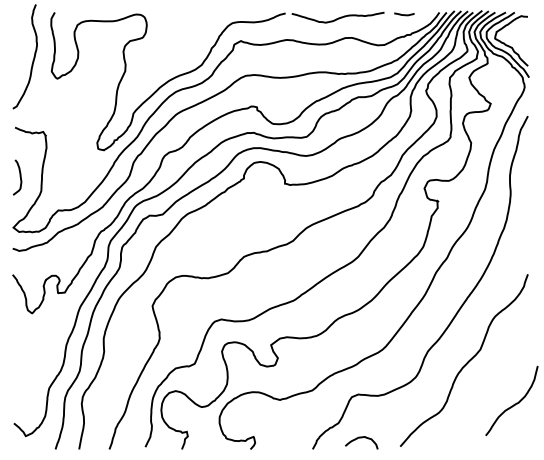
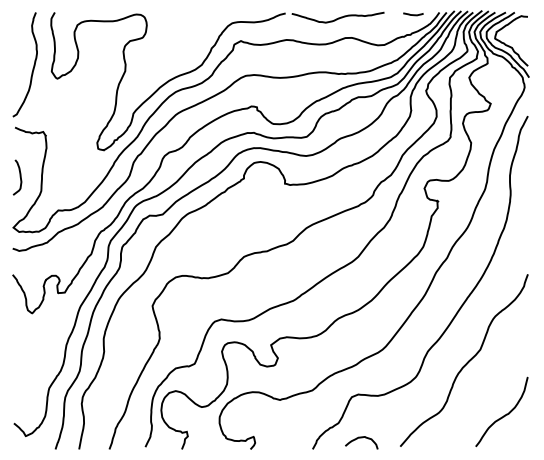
curve position: (404, 14) -> (413, 14) (413, 14)
curve position: (32, 60) -> (32, 68) (32, 68)
curve position: (514, 403) -> (504, 414) (504, 414)
